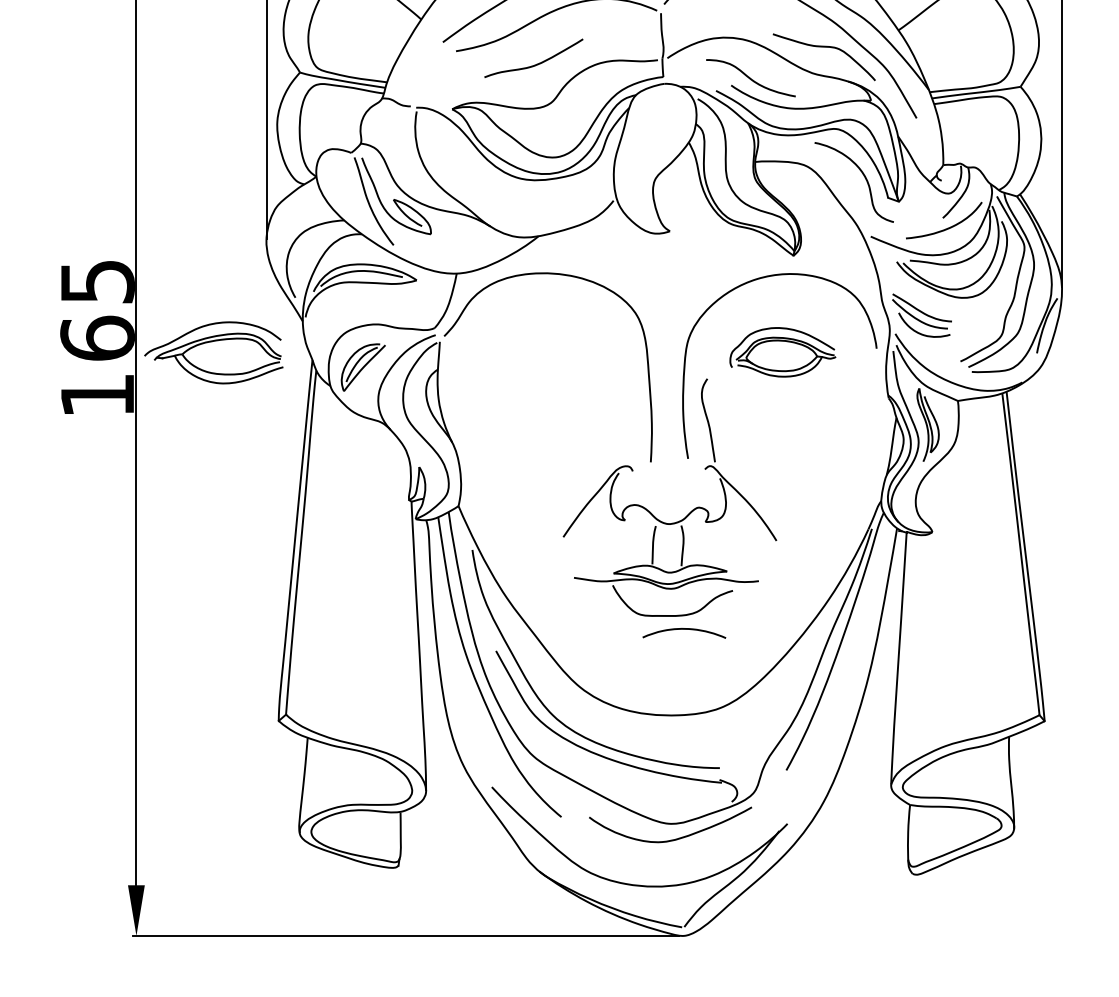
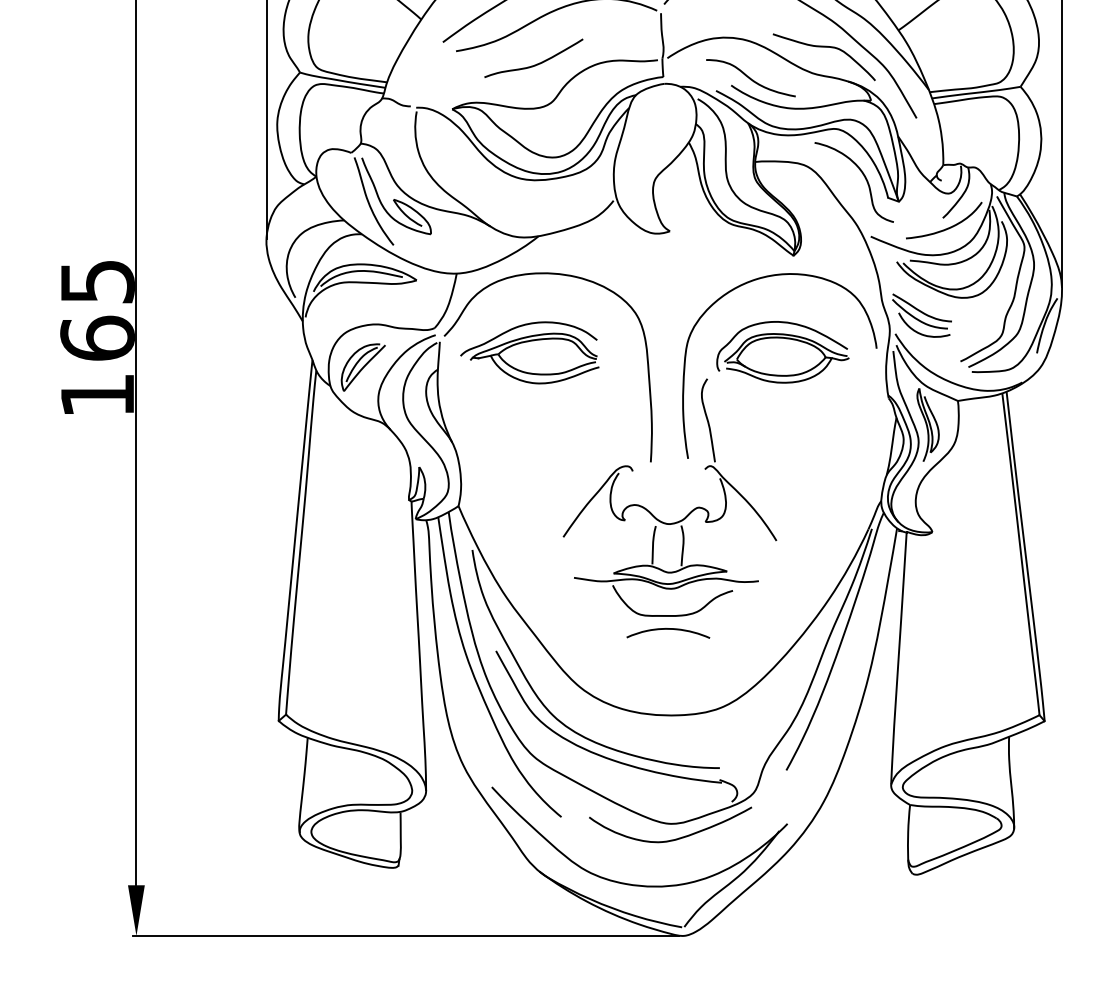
part position: (212, 342) -> (528, 342) (528, 342)
part size: 108x51 px -> 134x63 px (782, 352)
curve position: (684, 629) -> (668, 629) (668, 629)
